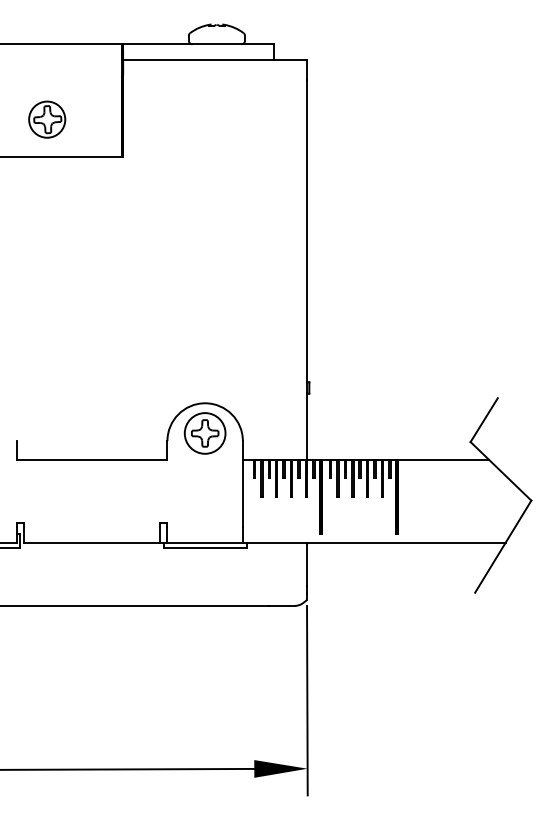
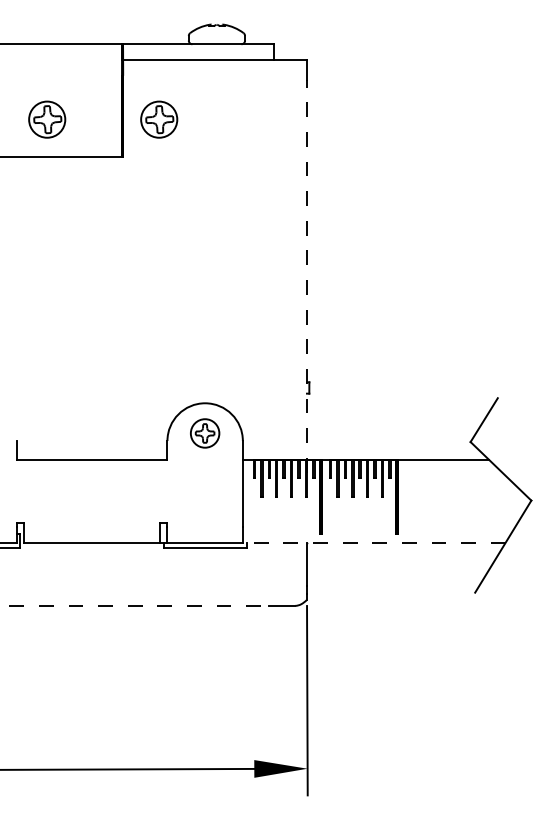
part: none -> present (159, 119)
line: solid -> dashed (306, 275)
part size: 44x43 px -> 31x31 px (205, 433)
line: solid -> dashed (373, 542)
line: solid -> dashed (135, 605)
